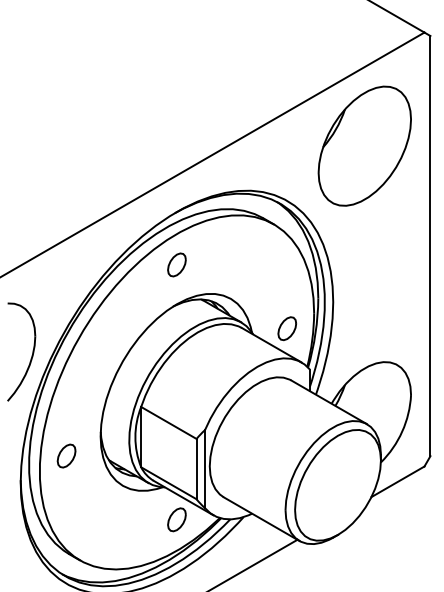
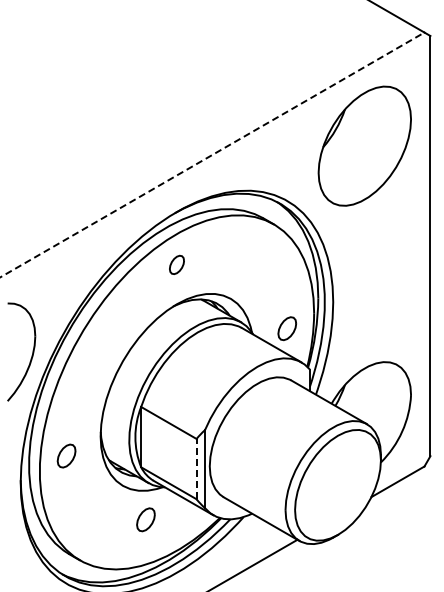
line: solid -> dashed (212, 154)
part size: 20x26 px -> 16x21 px (176, 264)
line: solid -> dashed (196, 468)
part position: (176, 519) -> (145, 519) (145, 519)
